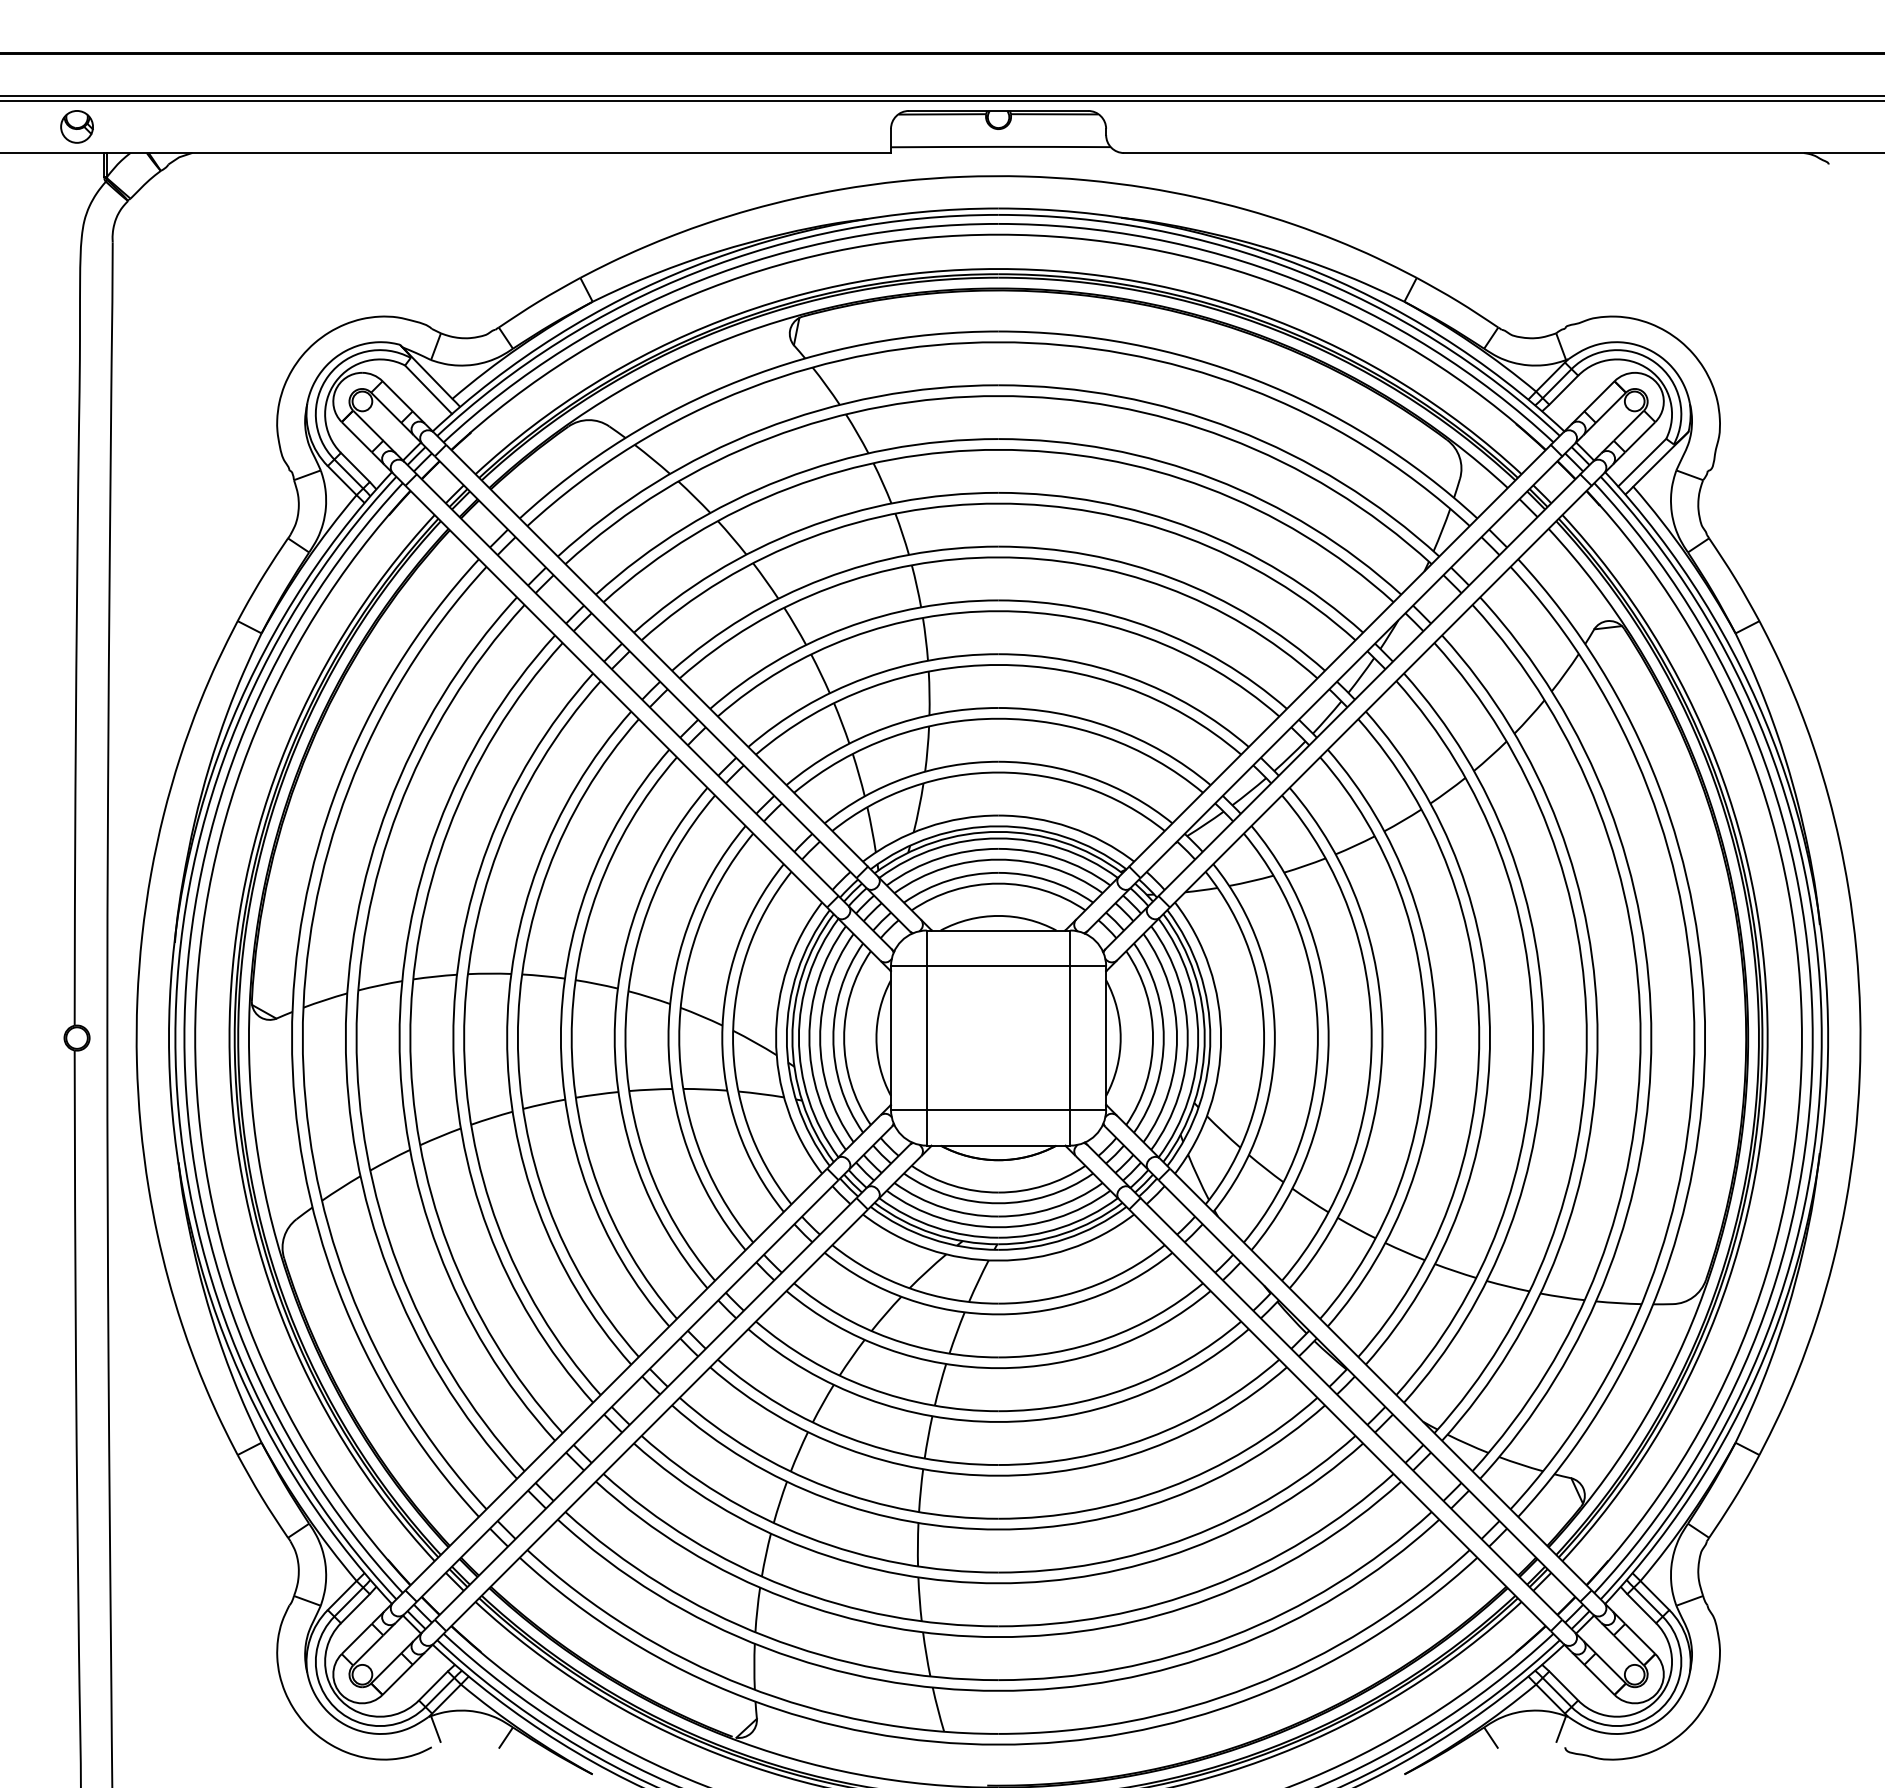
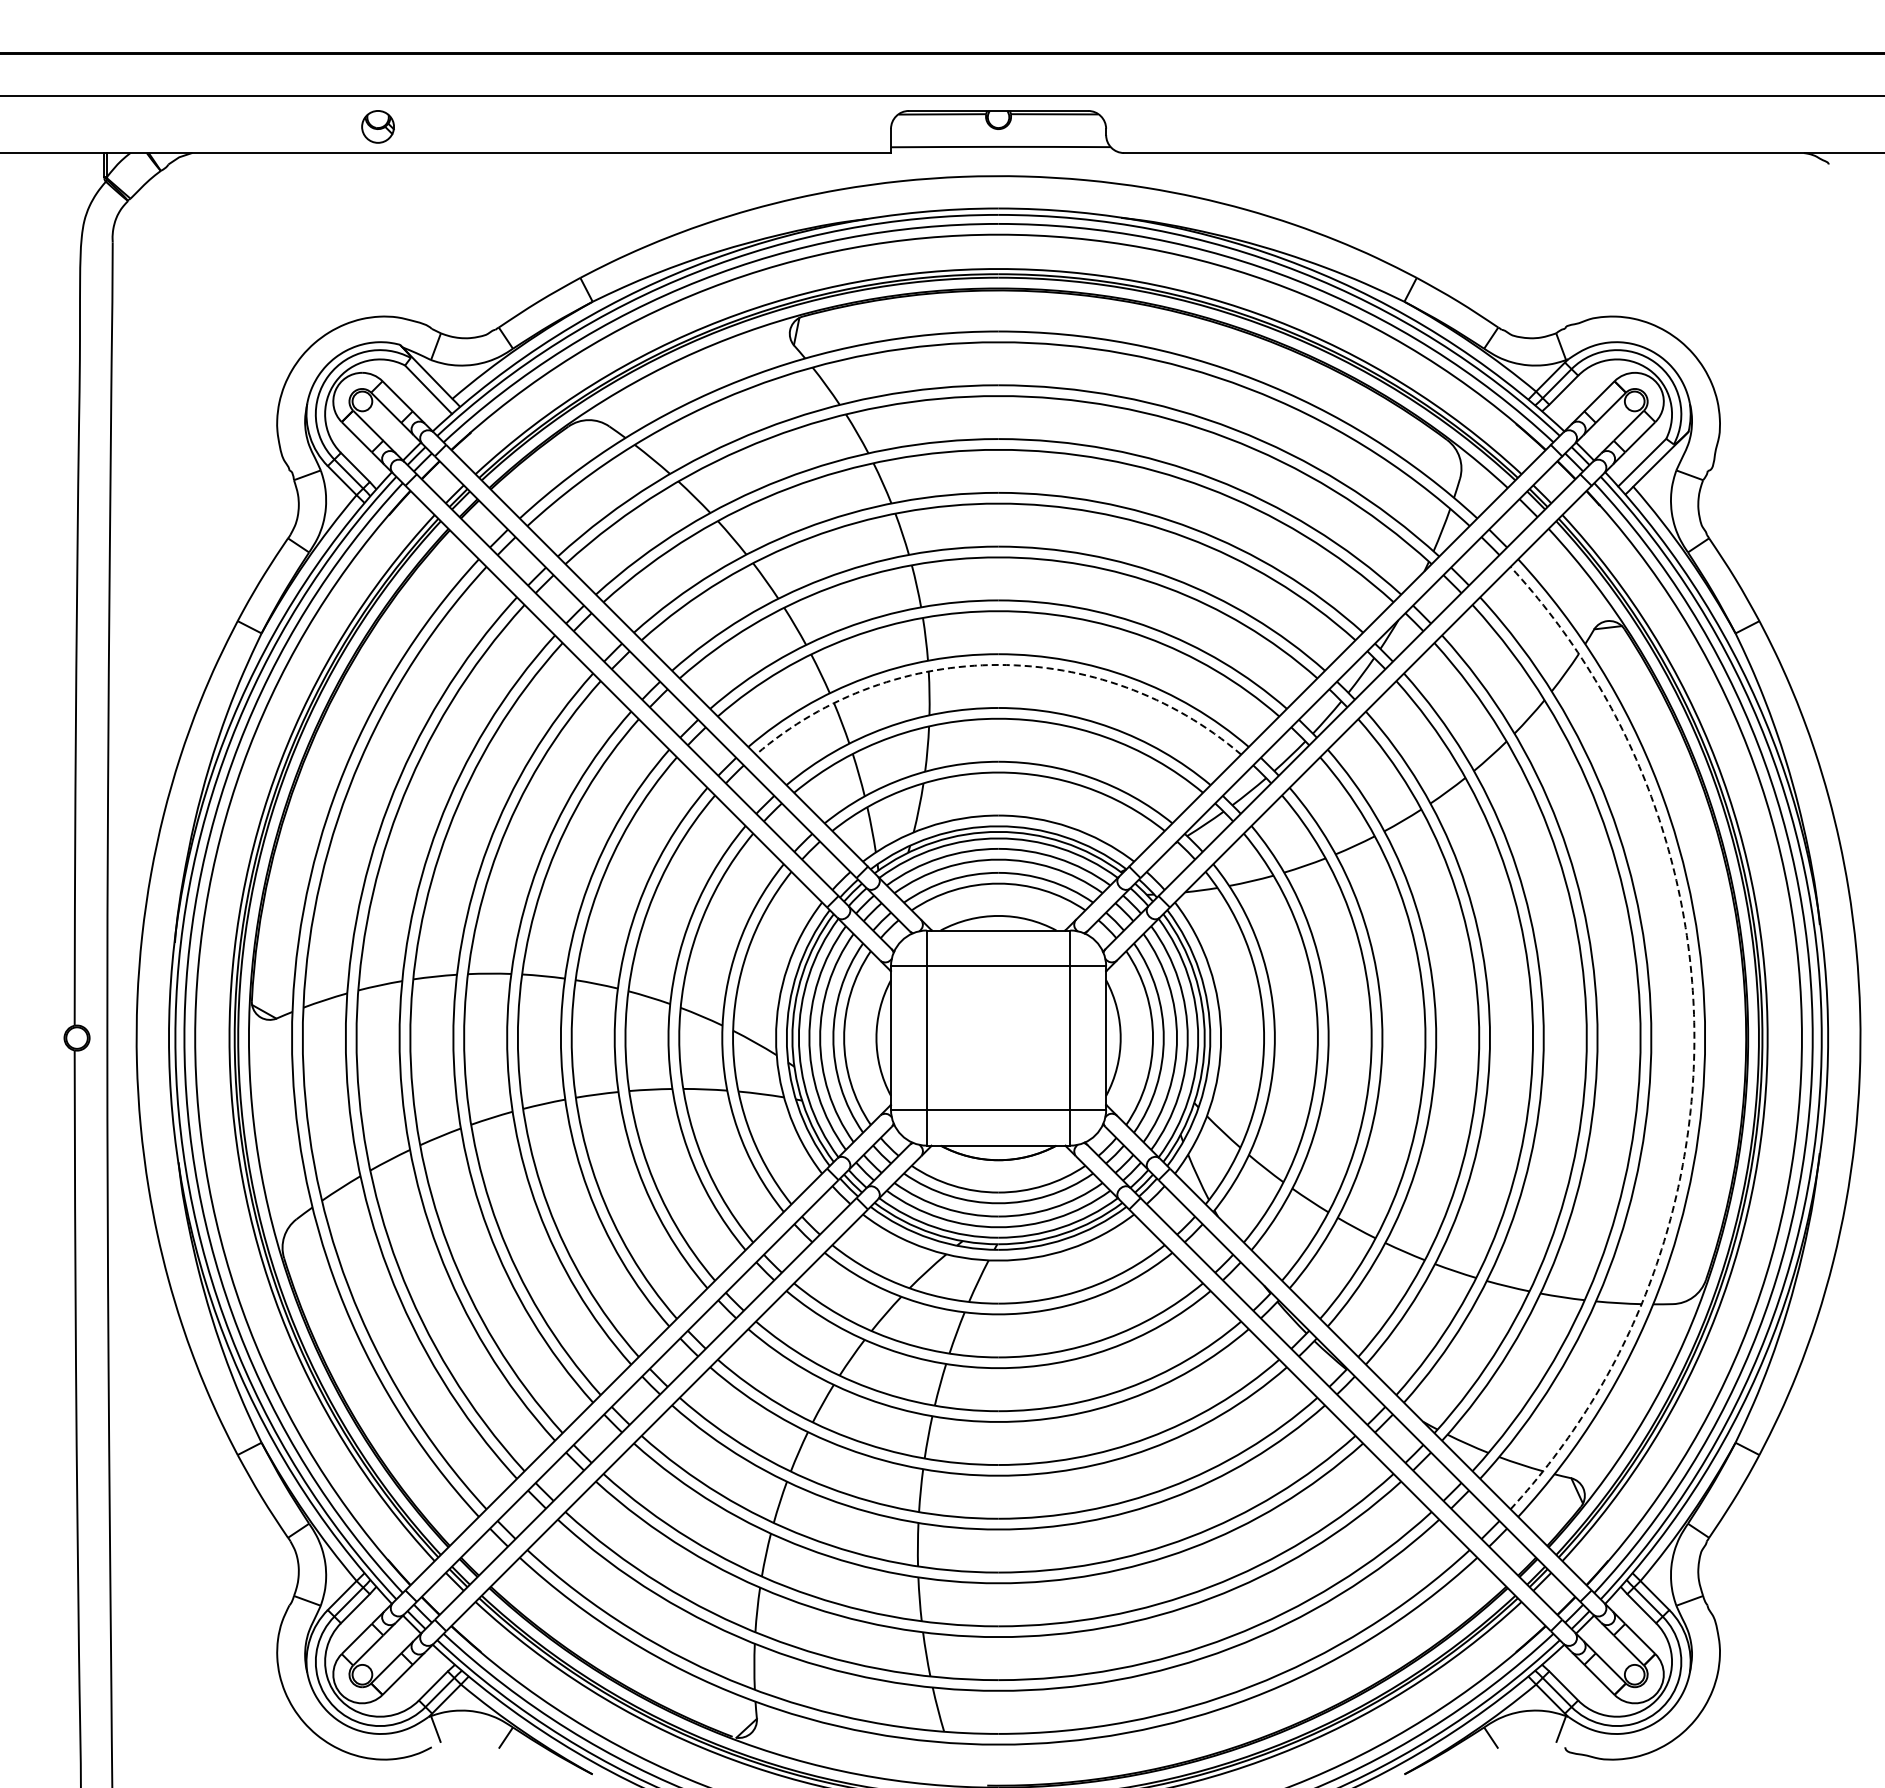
line: present -> none (941, 100)
part position: (76, 126) -> (377, 126) (377, 126)
arc: solid -> dashed (998, 664)
arc: solid -> dashed (1694, 1038)
